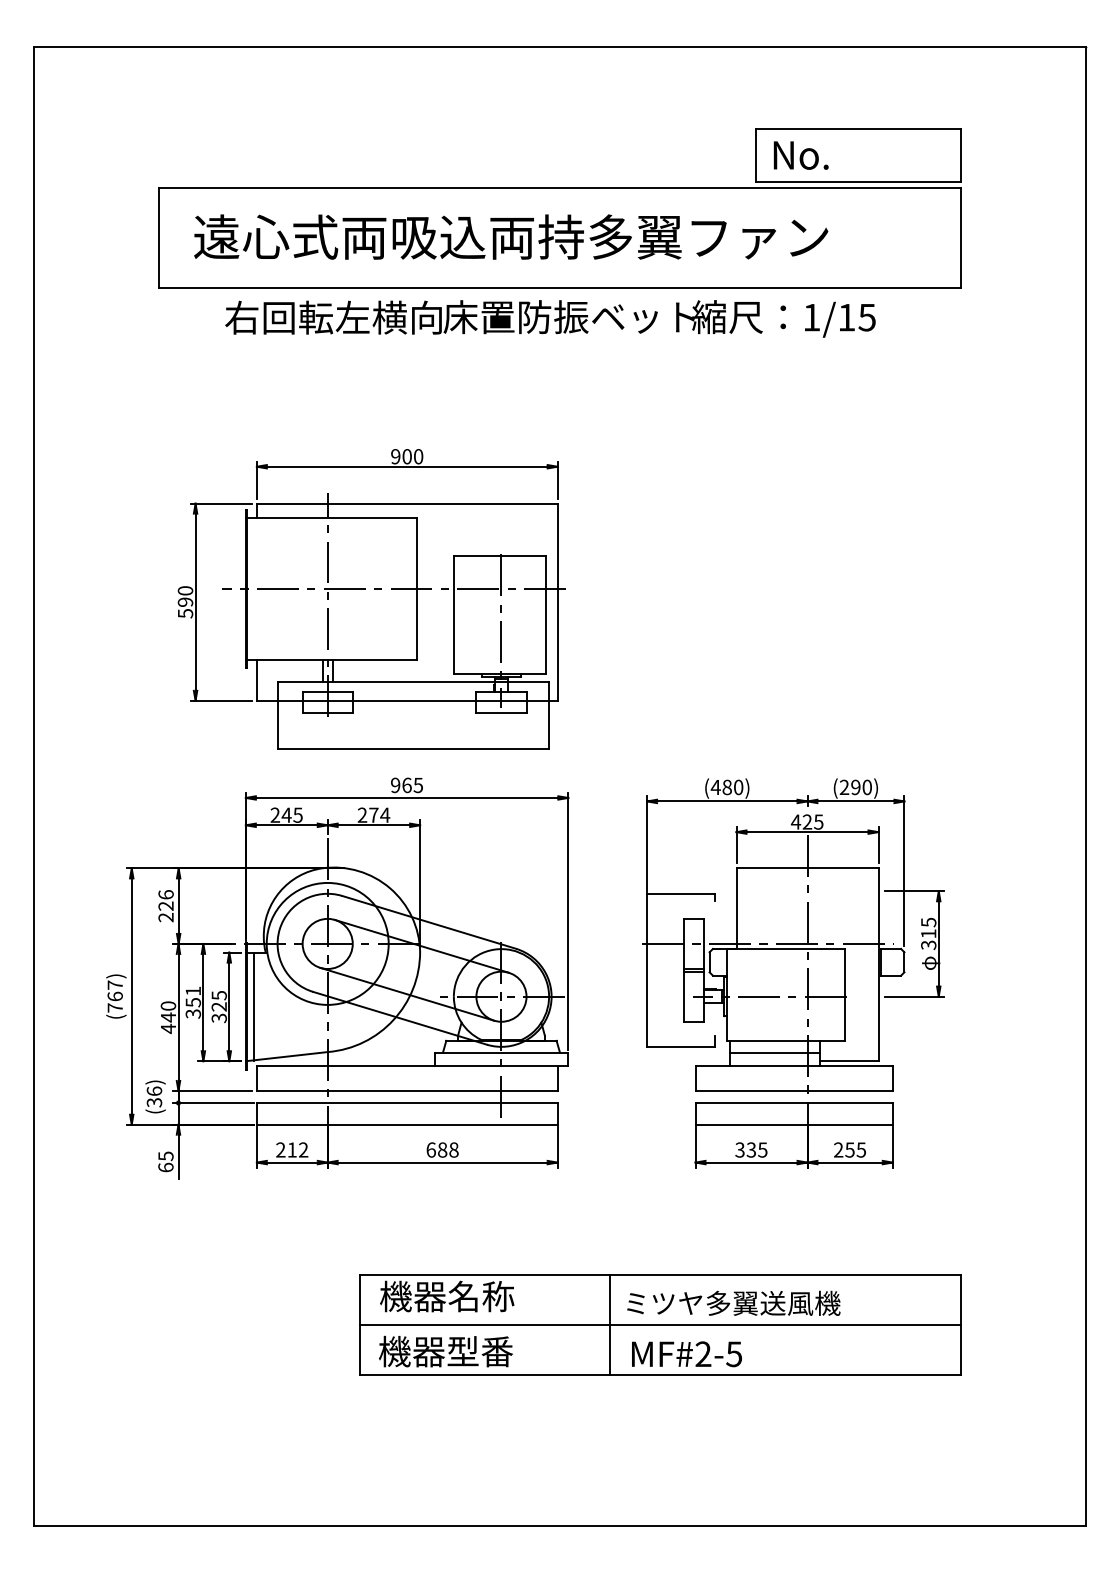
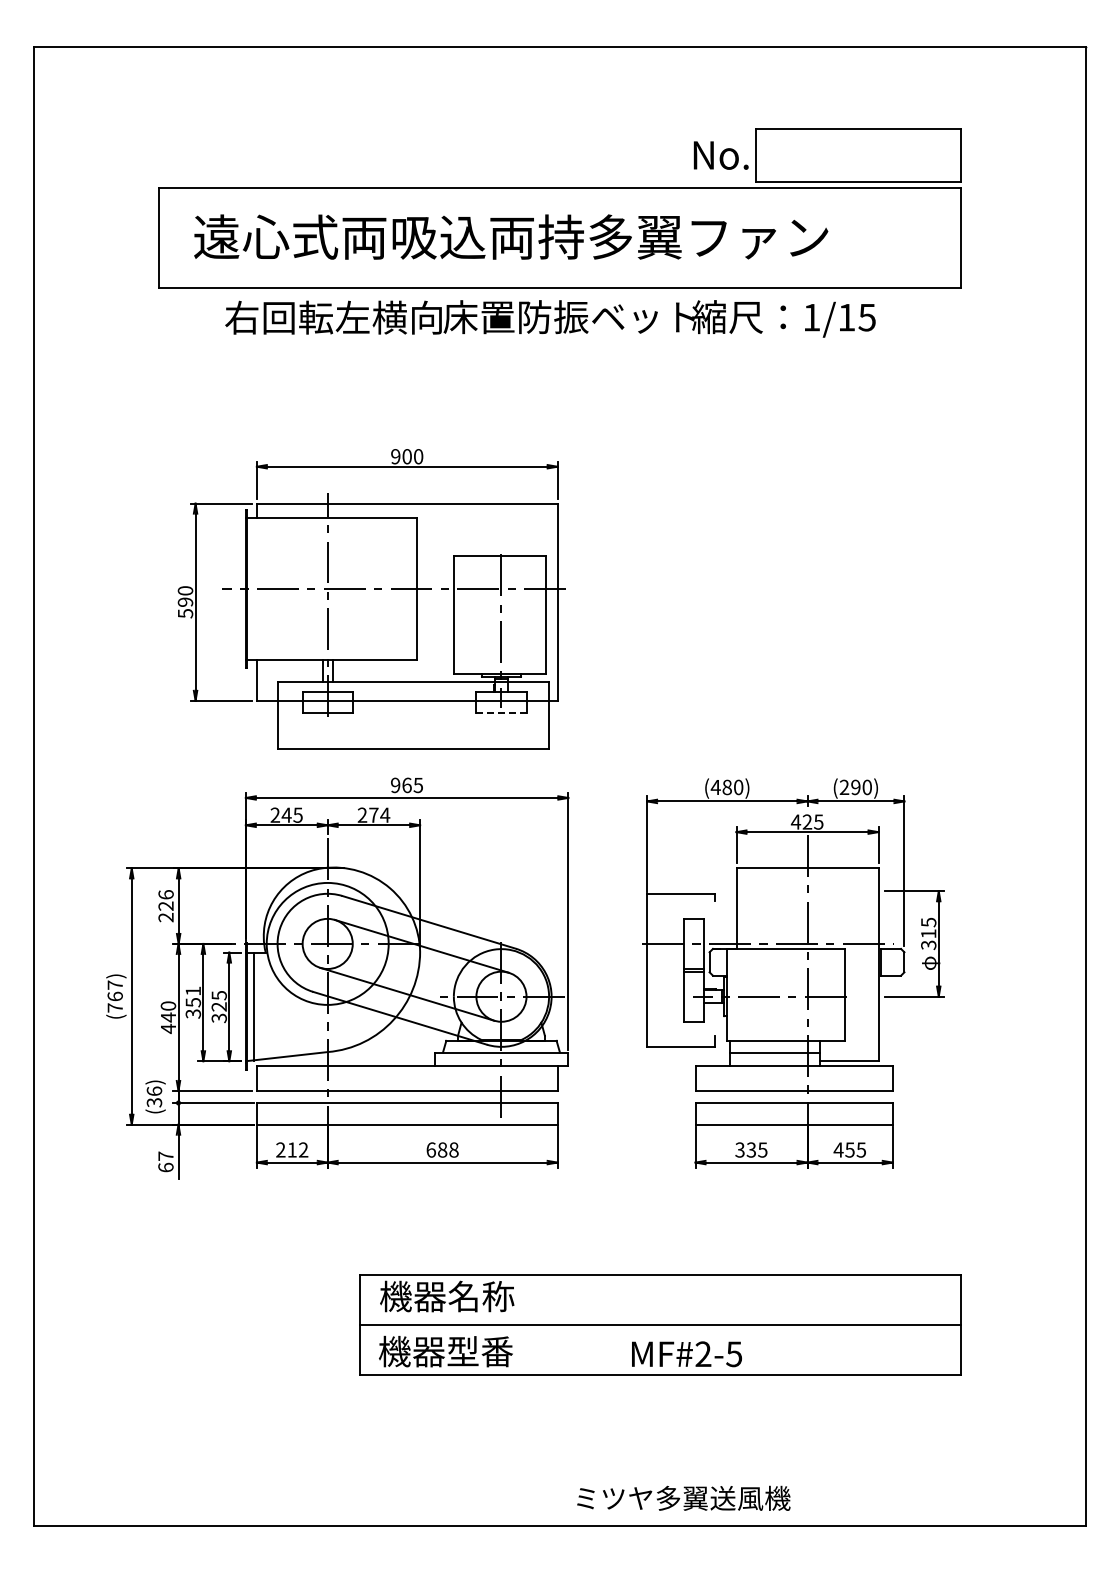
text position: (800, 155) -> (720, 155) (720, 155)
line: solid -> dashed (500, 712)
text: 255 -> 455 (838, 1149)
text: 65 -> 67 (165, 1156)
text position: (733, 1302) -> (683, 1497) (683, 1497)
line: present -> none (610, 1325)
